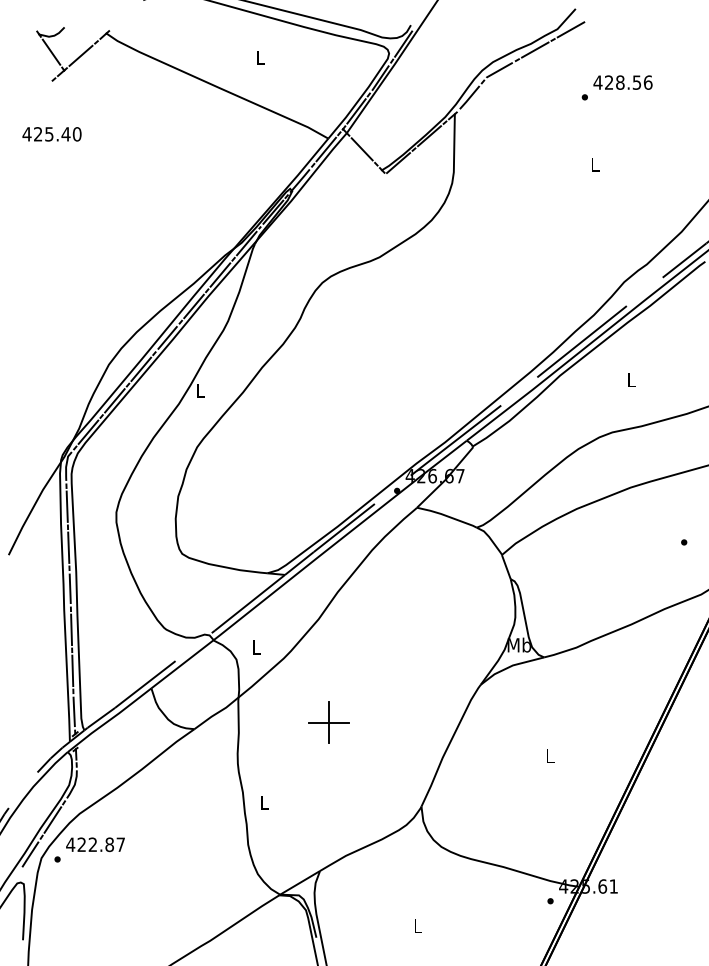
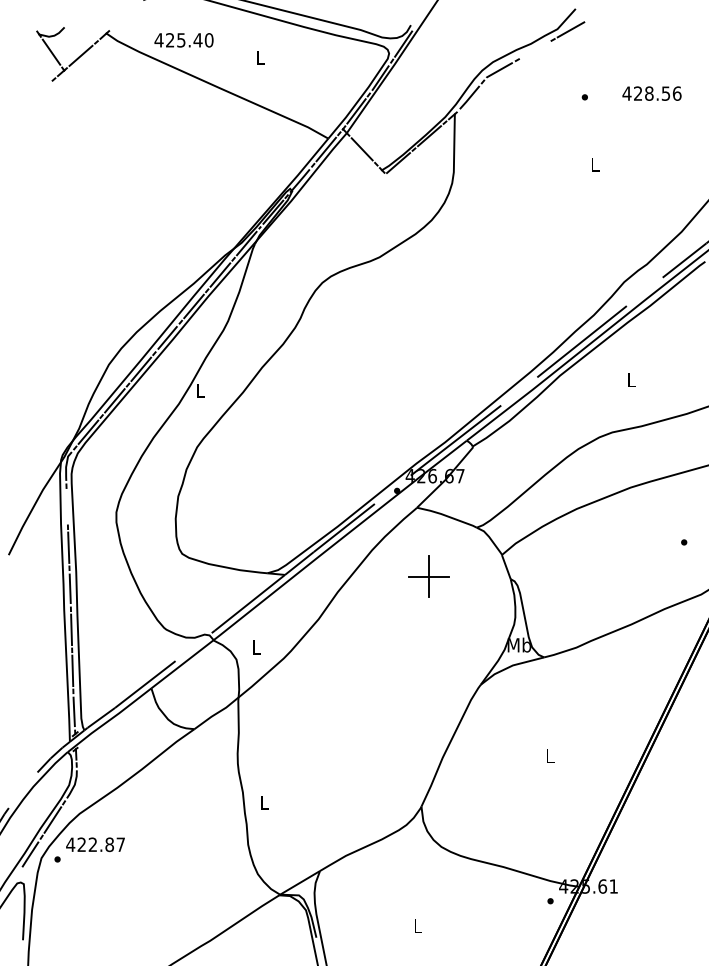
line: present -> none (535, 49)
text position: (622, 82) -> (651, 93) (651, 93)
text position: (51, 134) -> (183, 40) (183, 40)
line: present -> none (66, 506)
part position: (328, 722) -> (428, 576) (428, 576)
